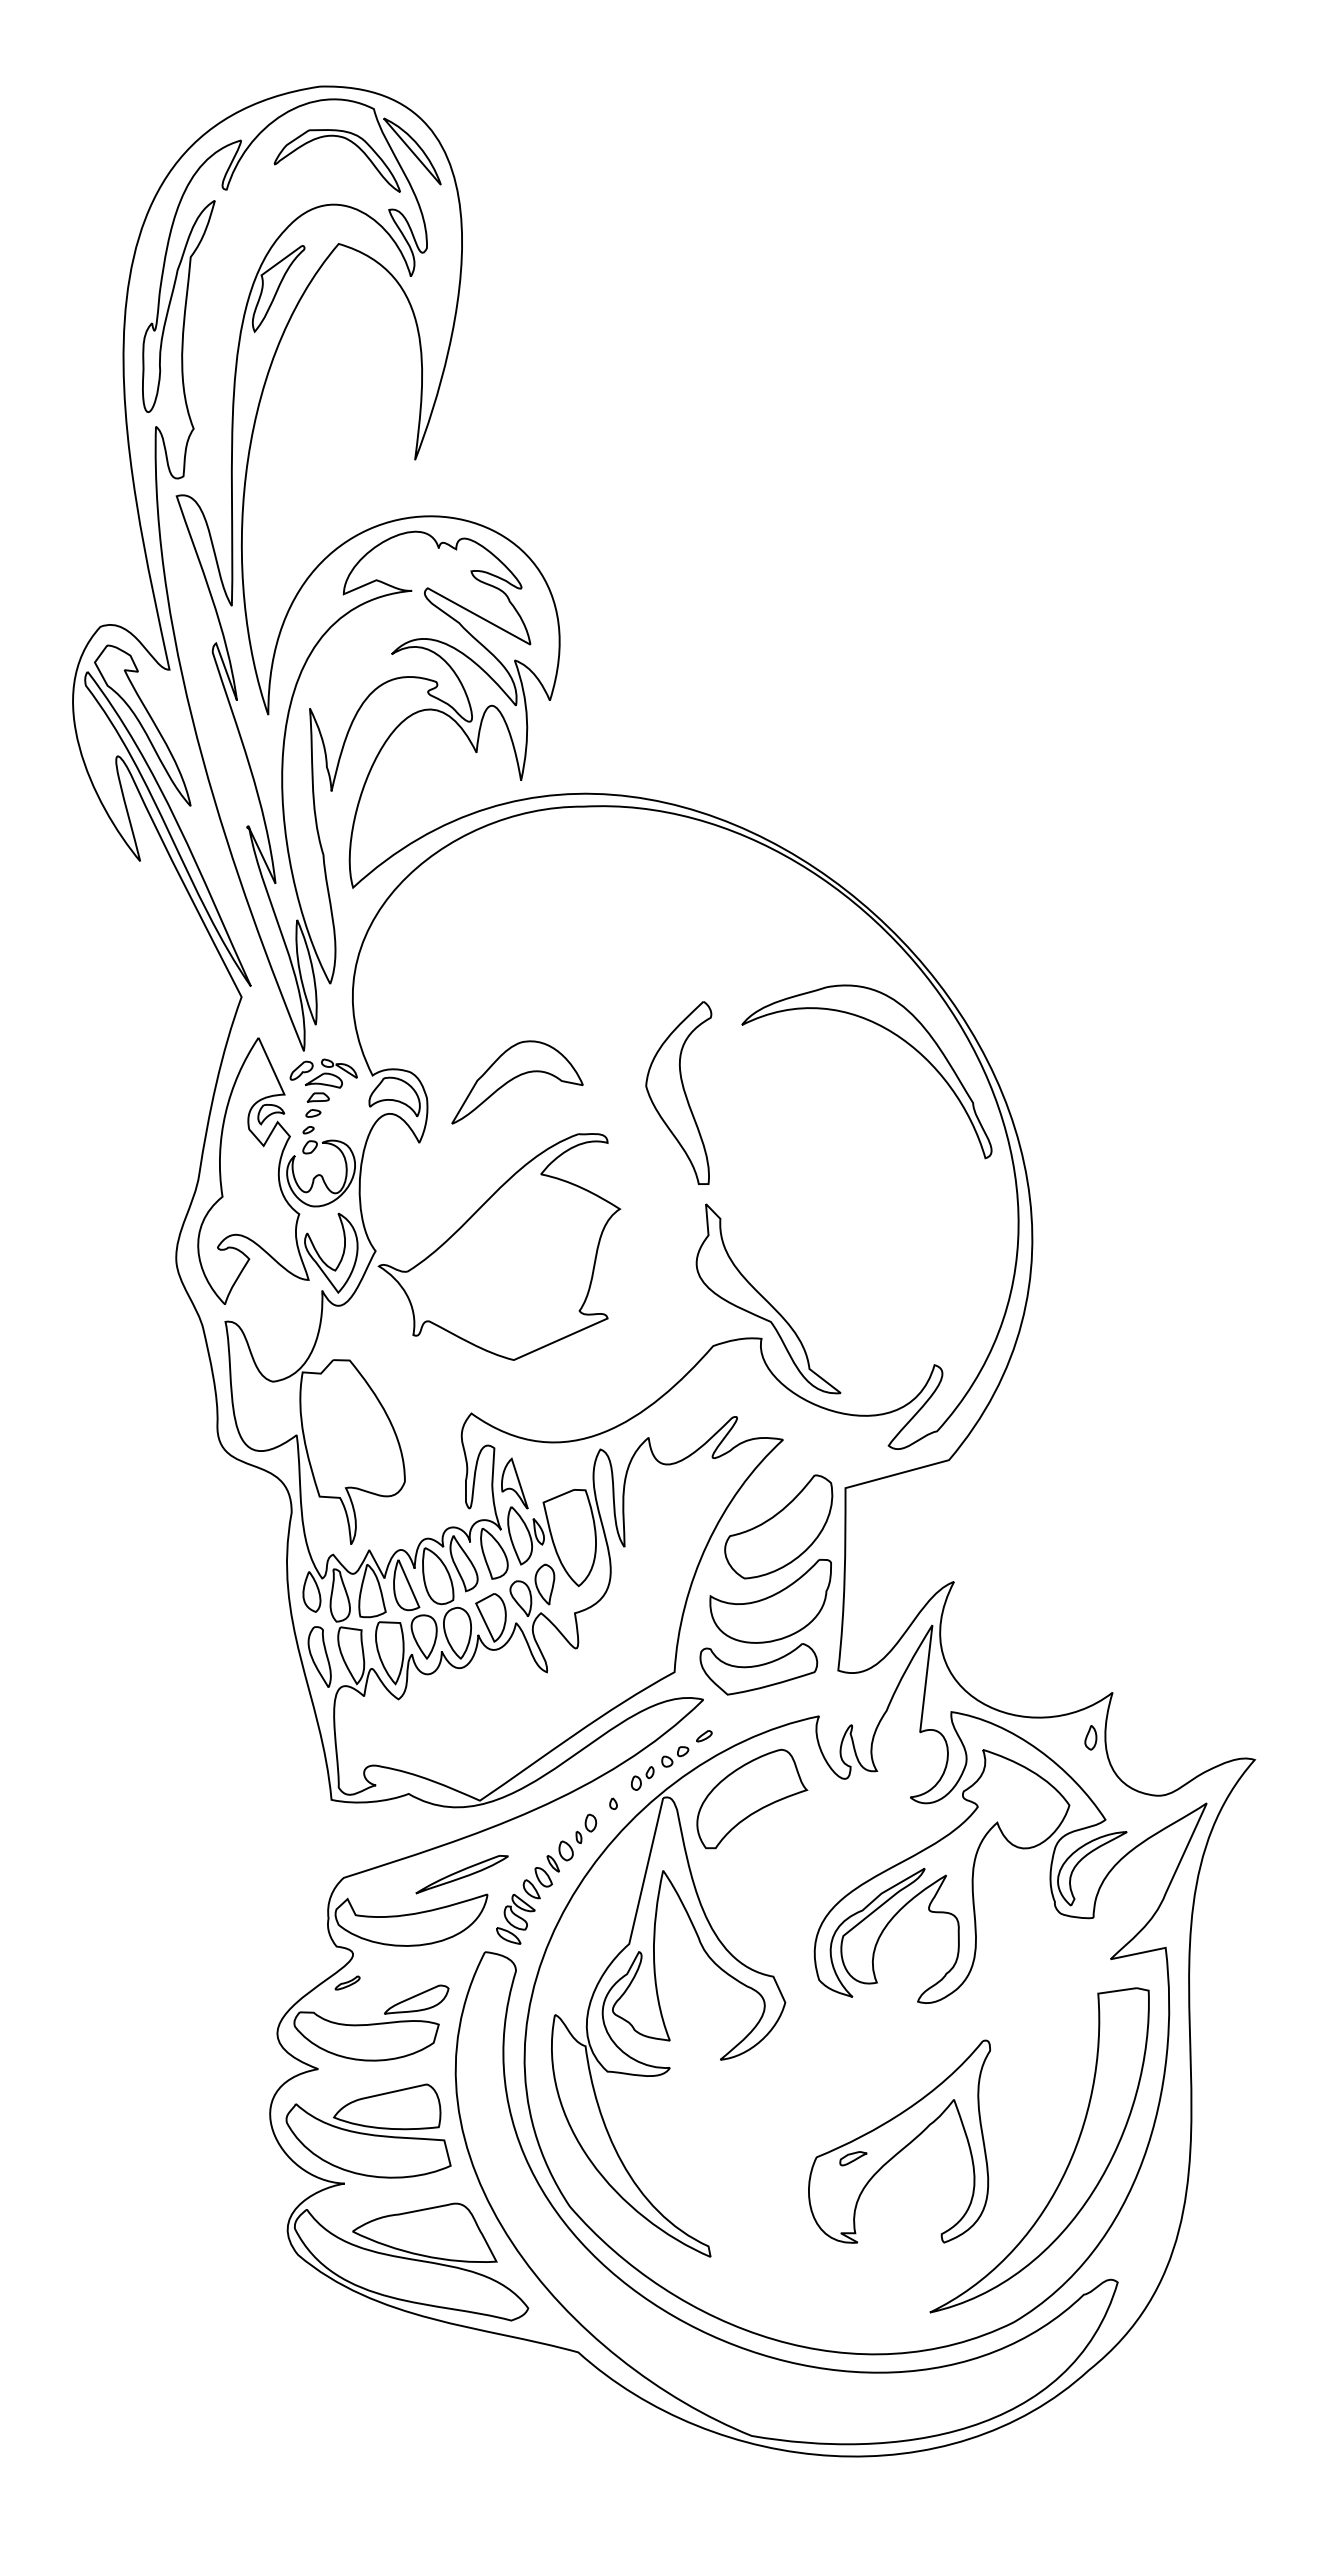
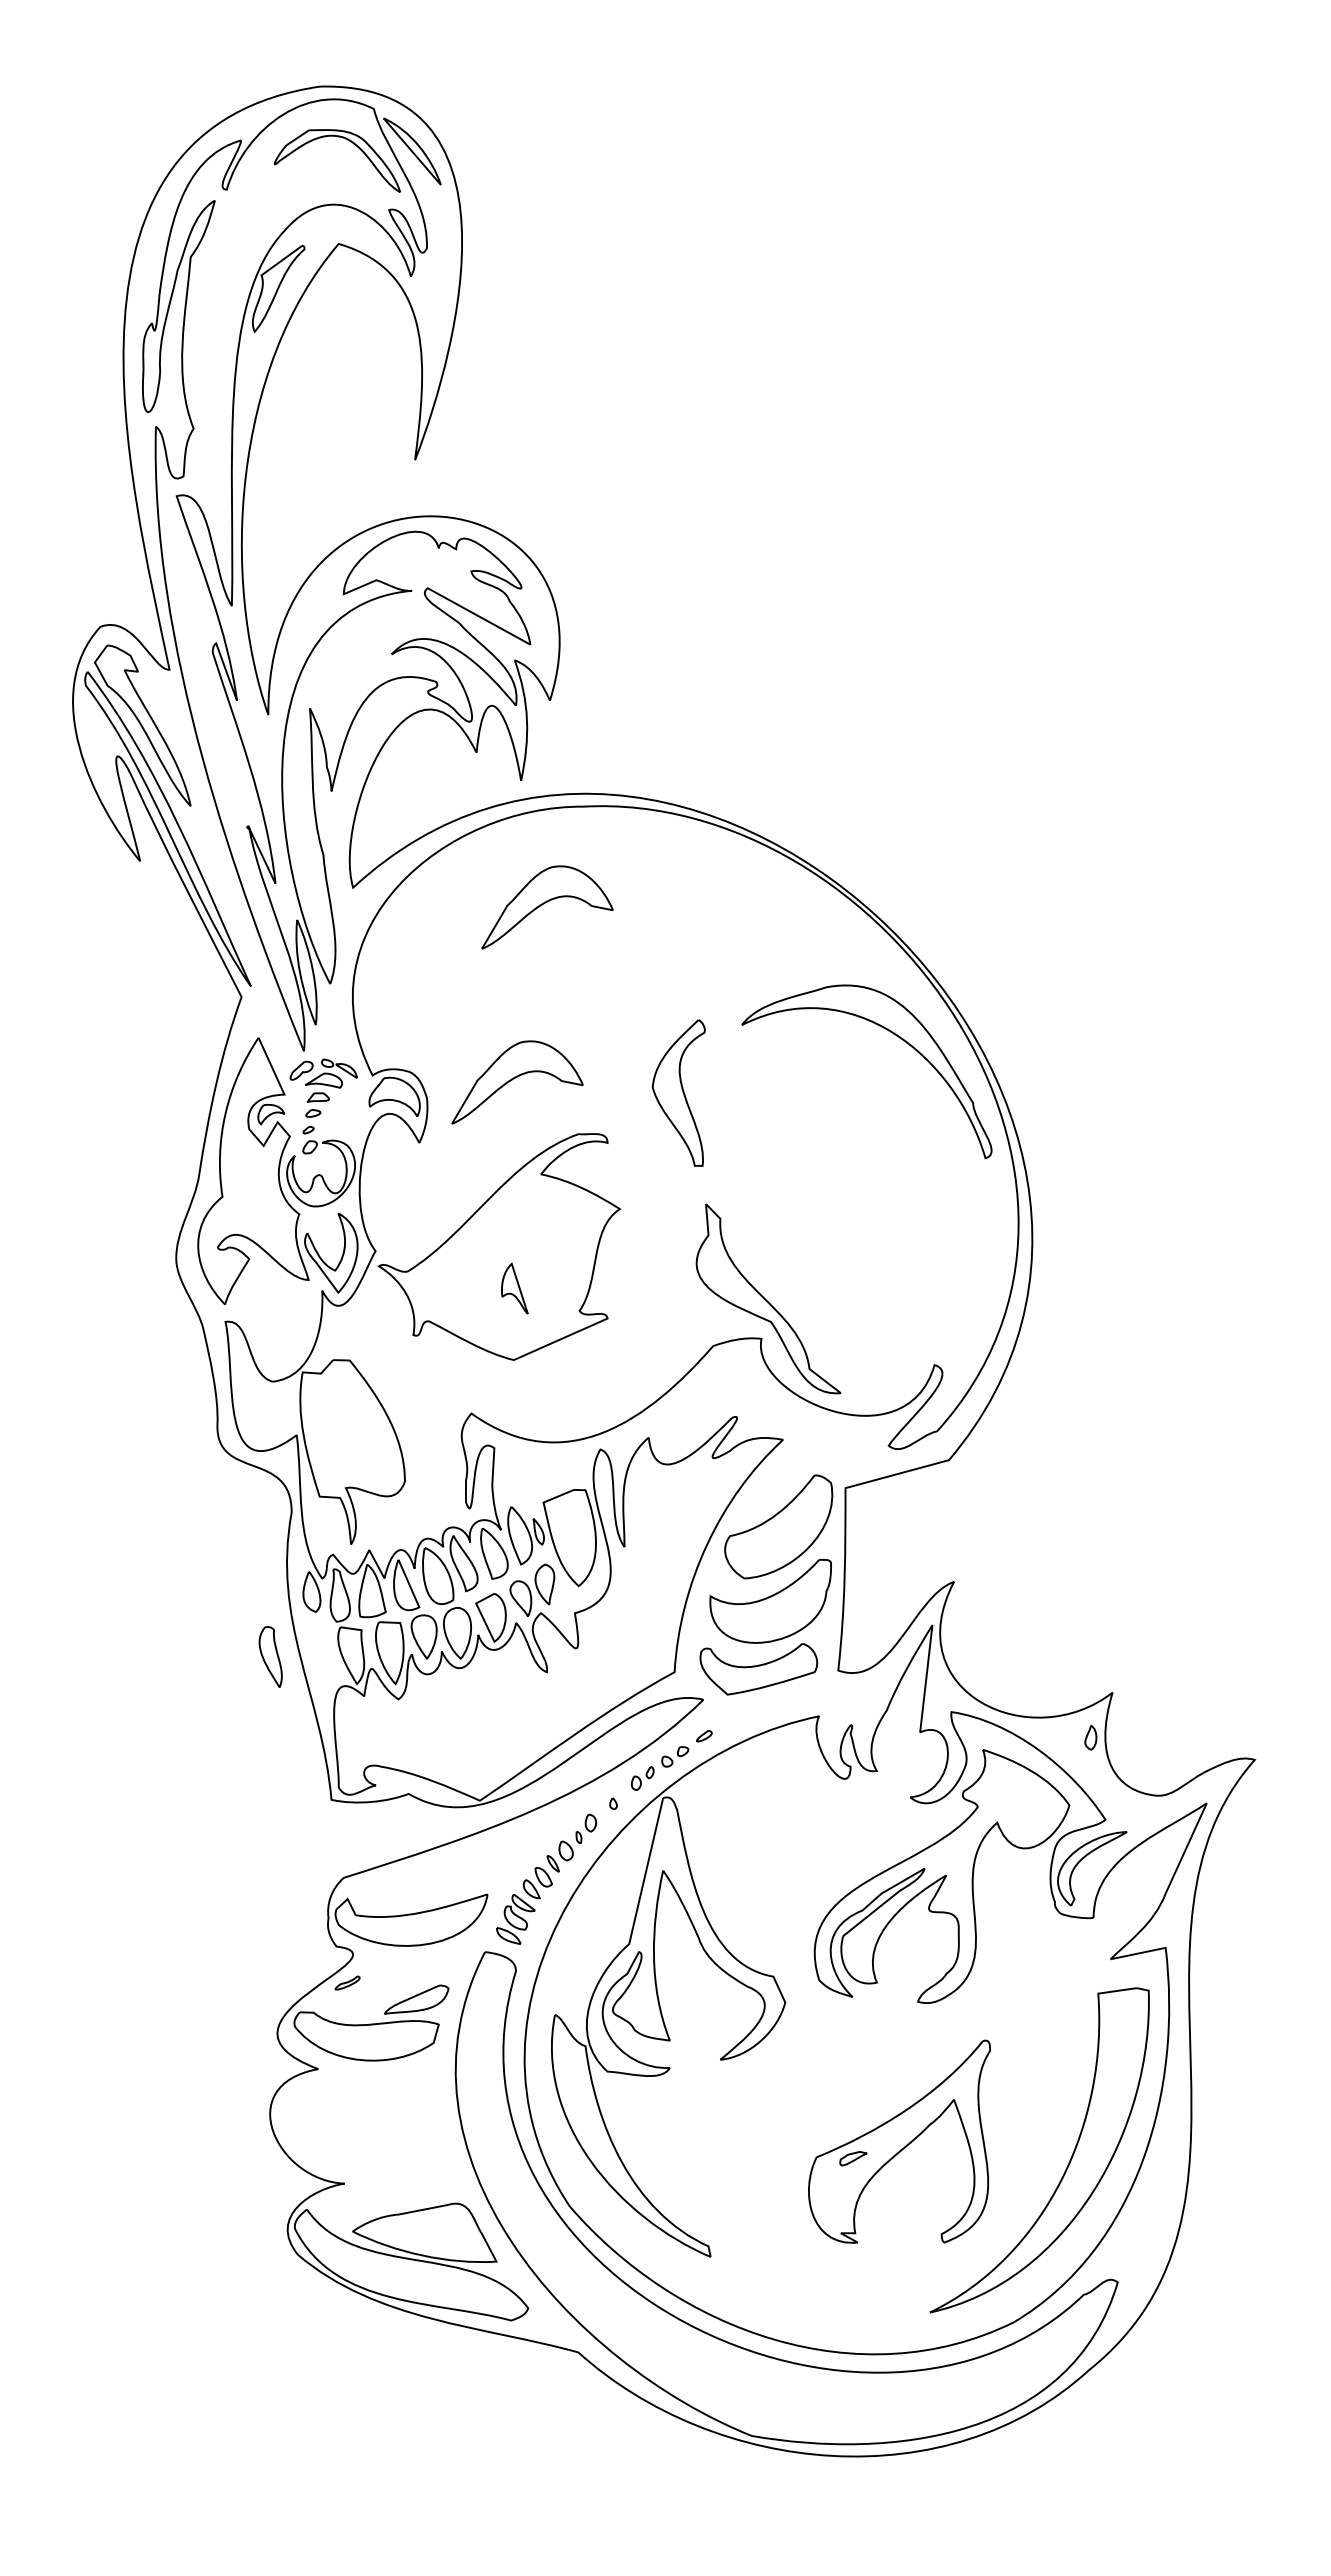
part: none -> present (547, 907)
part size: 68x184 px -> 55x148 px (678, 1092)
part position: (514, 1483) -> (514, 1288) (514, 1288)
part position: (319, 1656) -> (270, 1656) (270, 1656)
part: present -> none (752, 1798)
part: present -> none (461, 1874)
part: present -> none (368, 2130)
